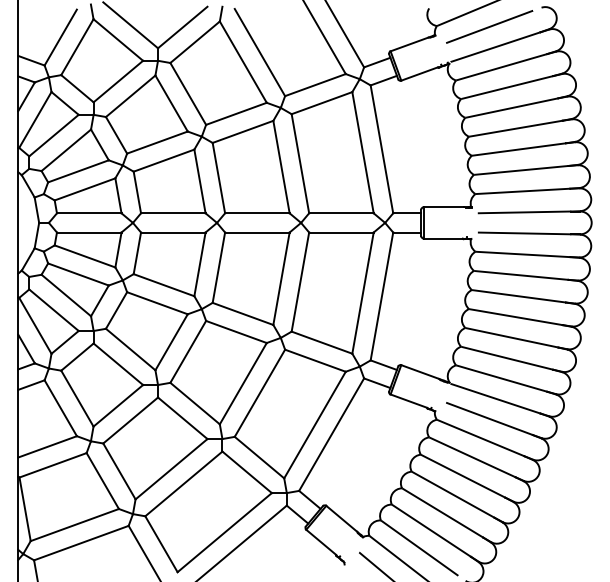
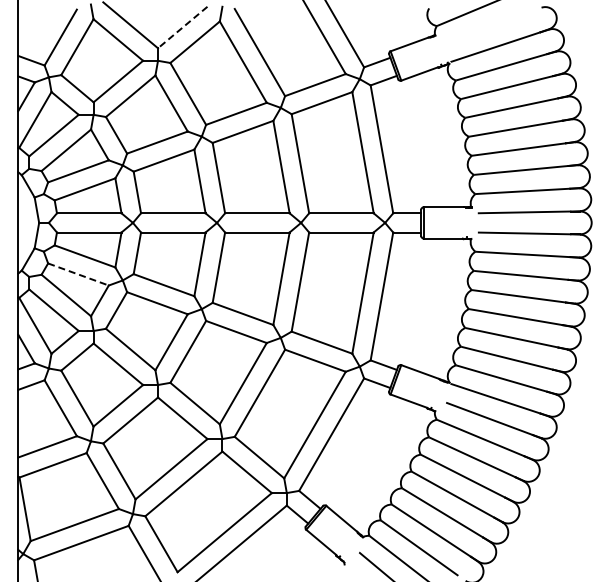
line: present -> none (489, 26)
line: solid -> dashed (182, 27)
line: solid -> dashed (78, 274)
